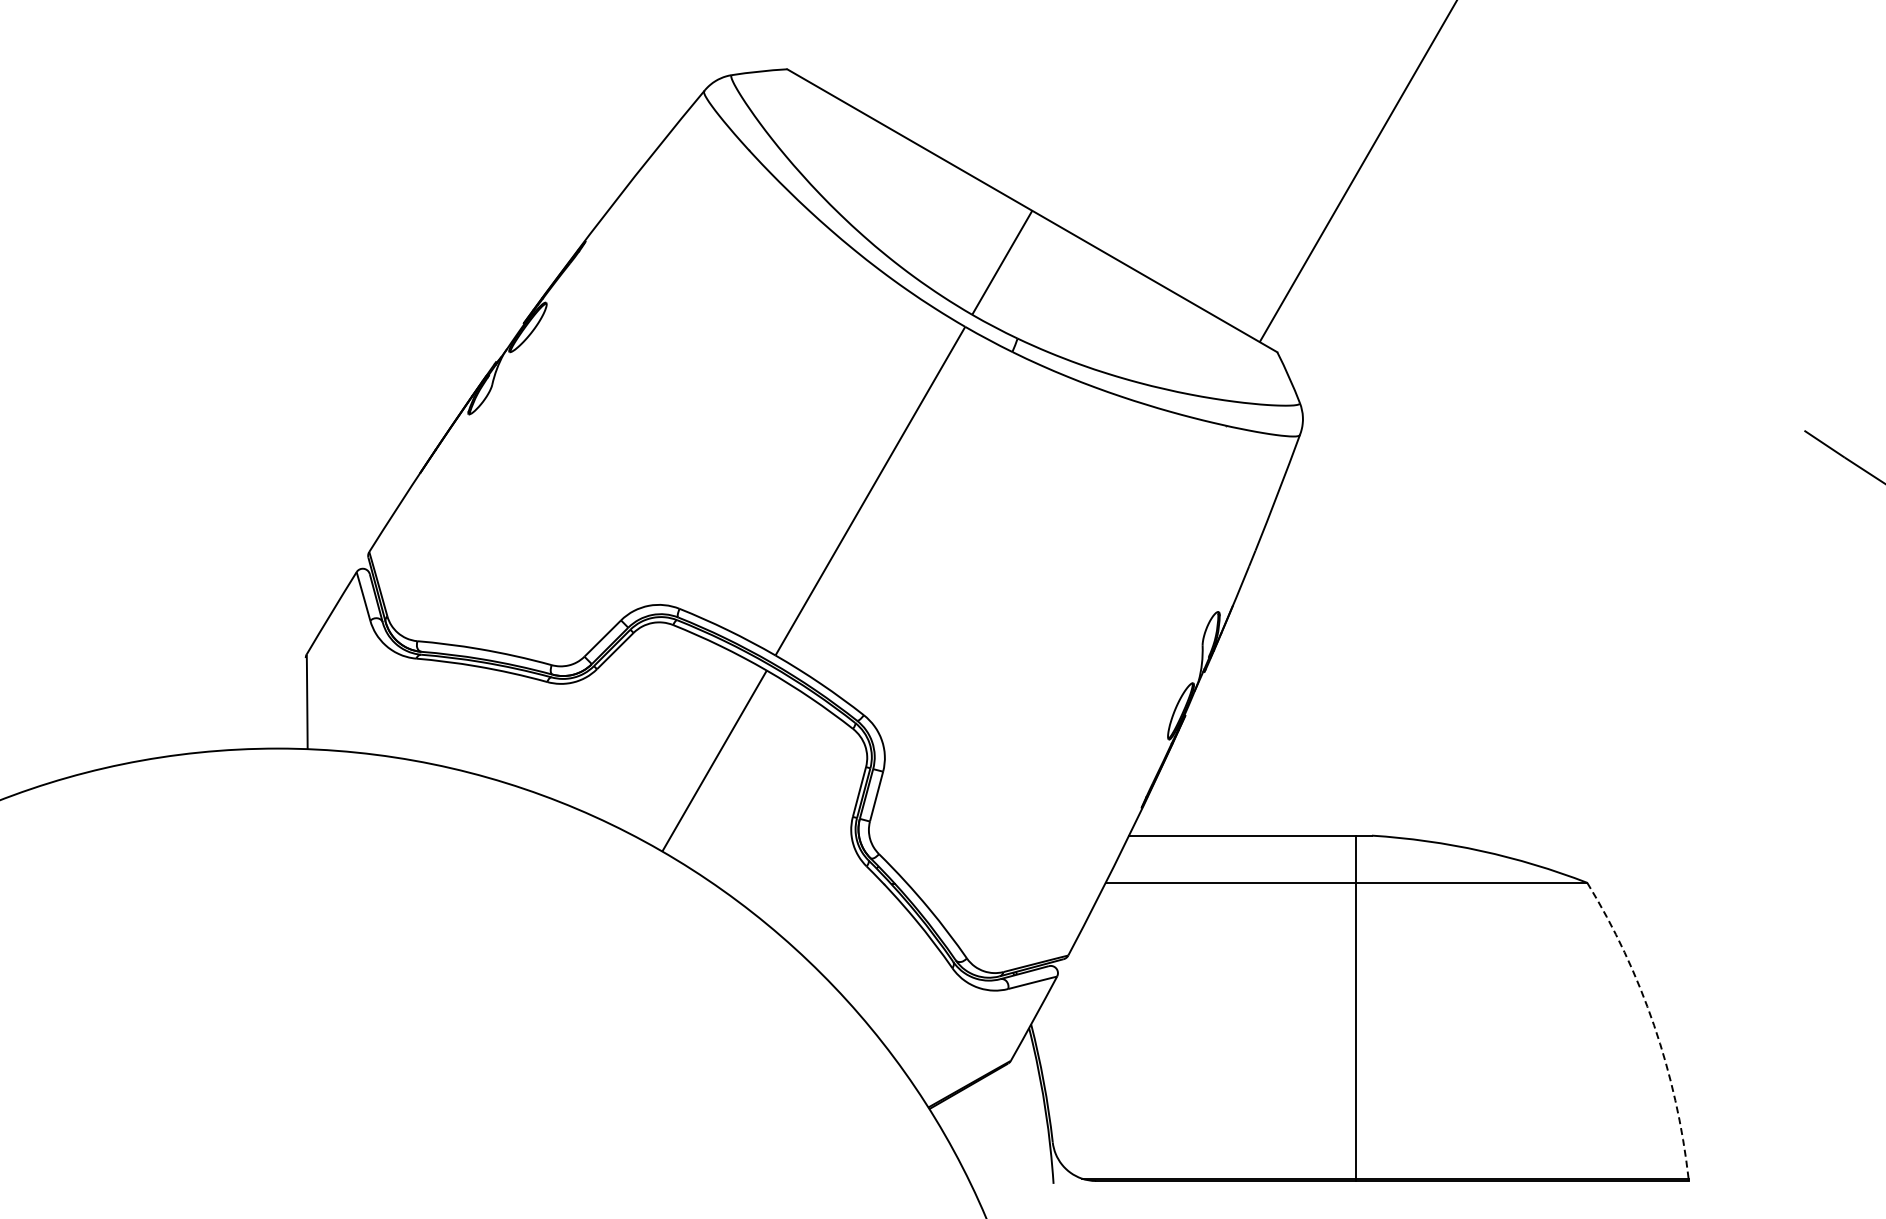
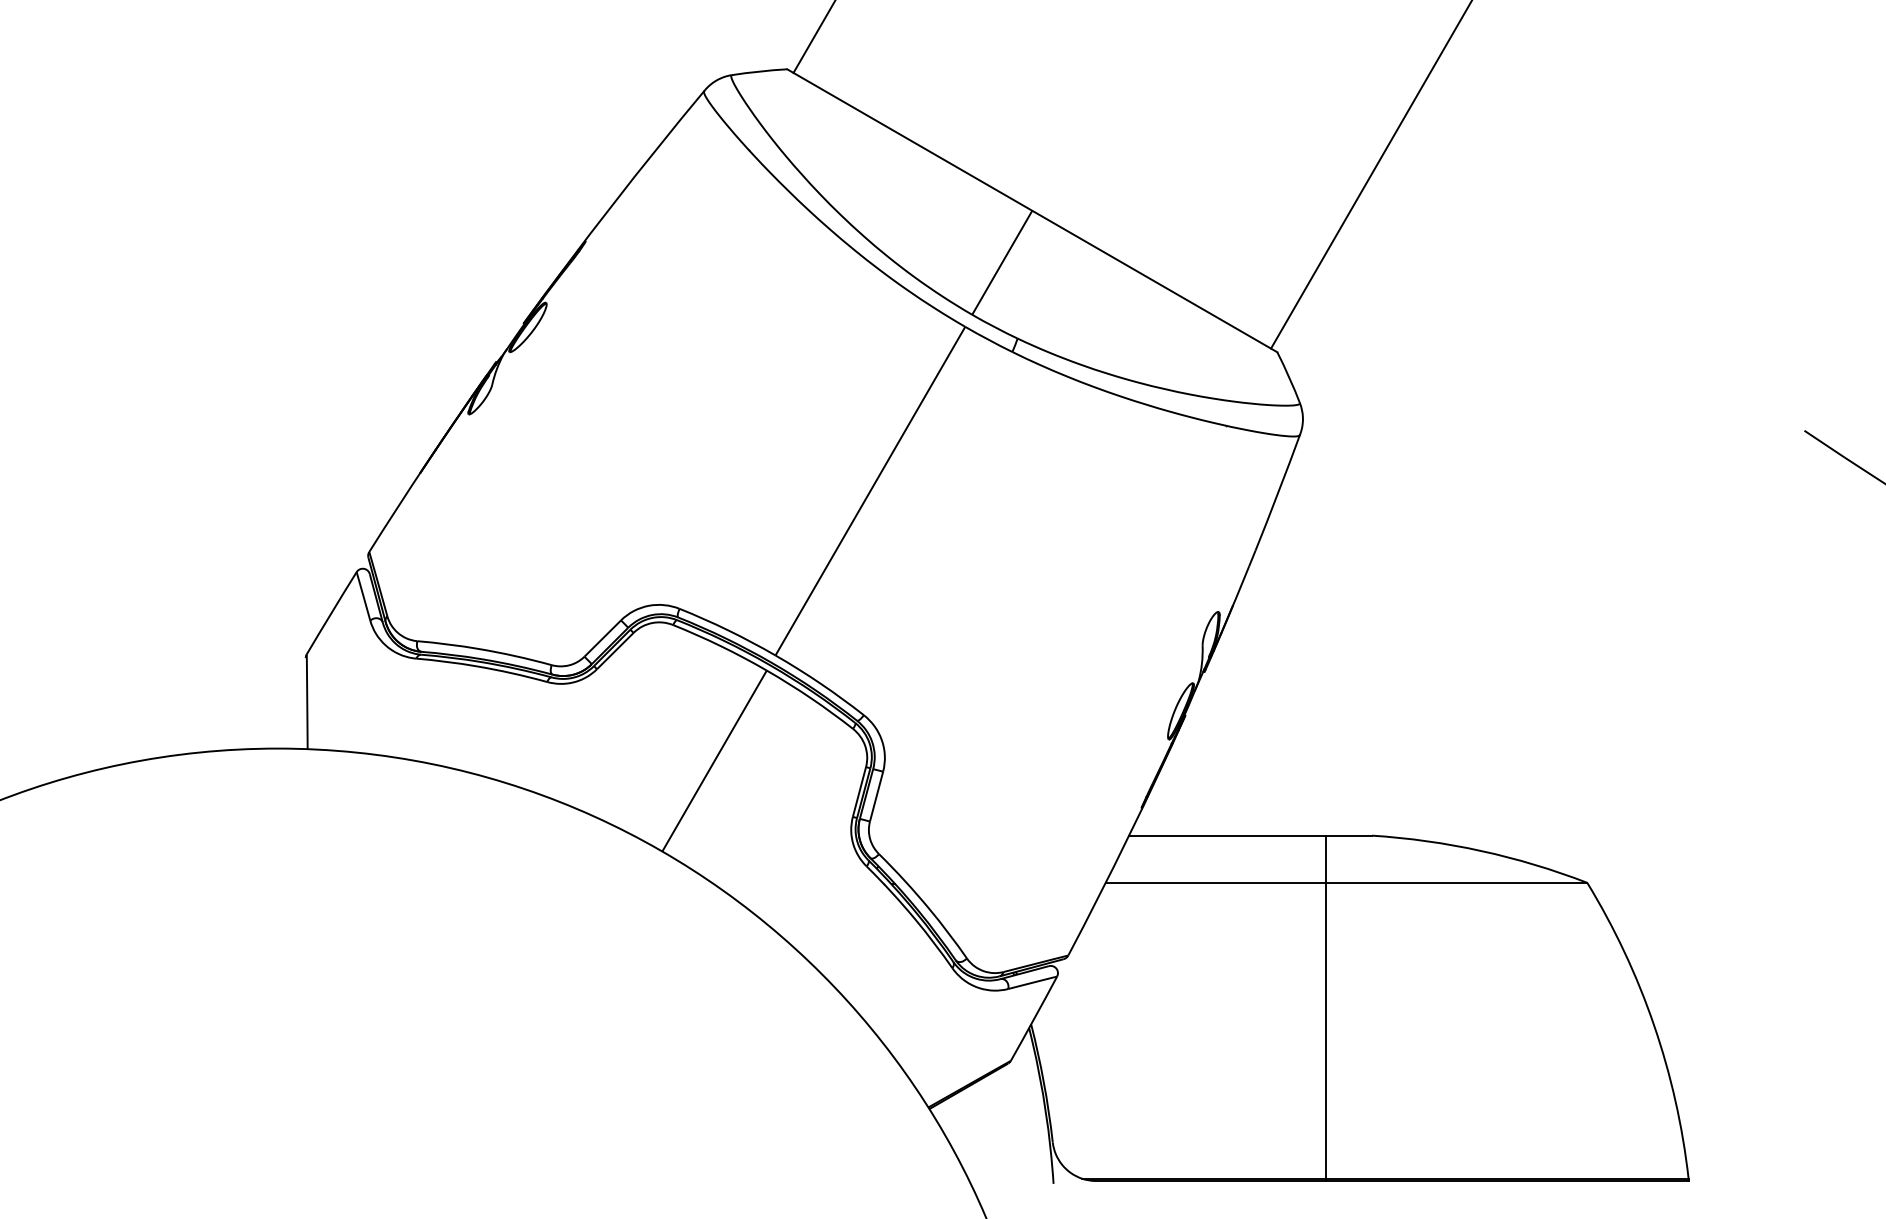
line: none -> present (813, 37)
line position: (1357, 171) -> (1371, 175) (1371, 175)
line position: (1356, 1007) -> (1326, 1007) (1326, 1007)
arc: dashed -> solid (1654, 1025)
